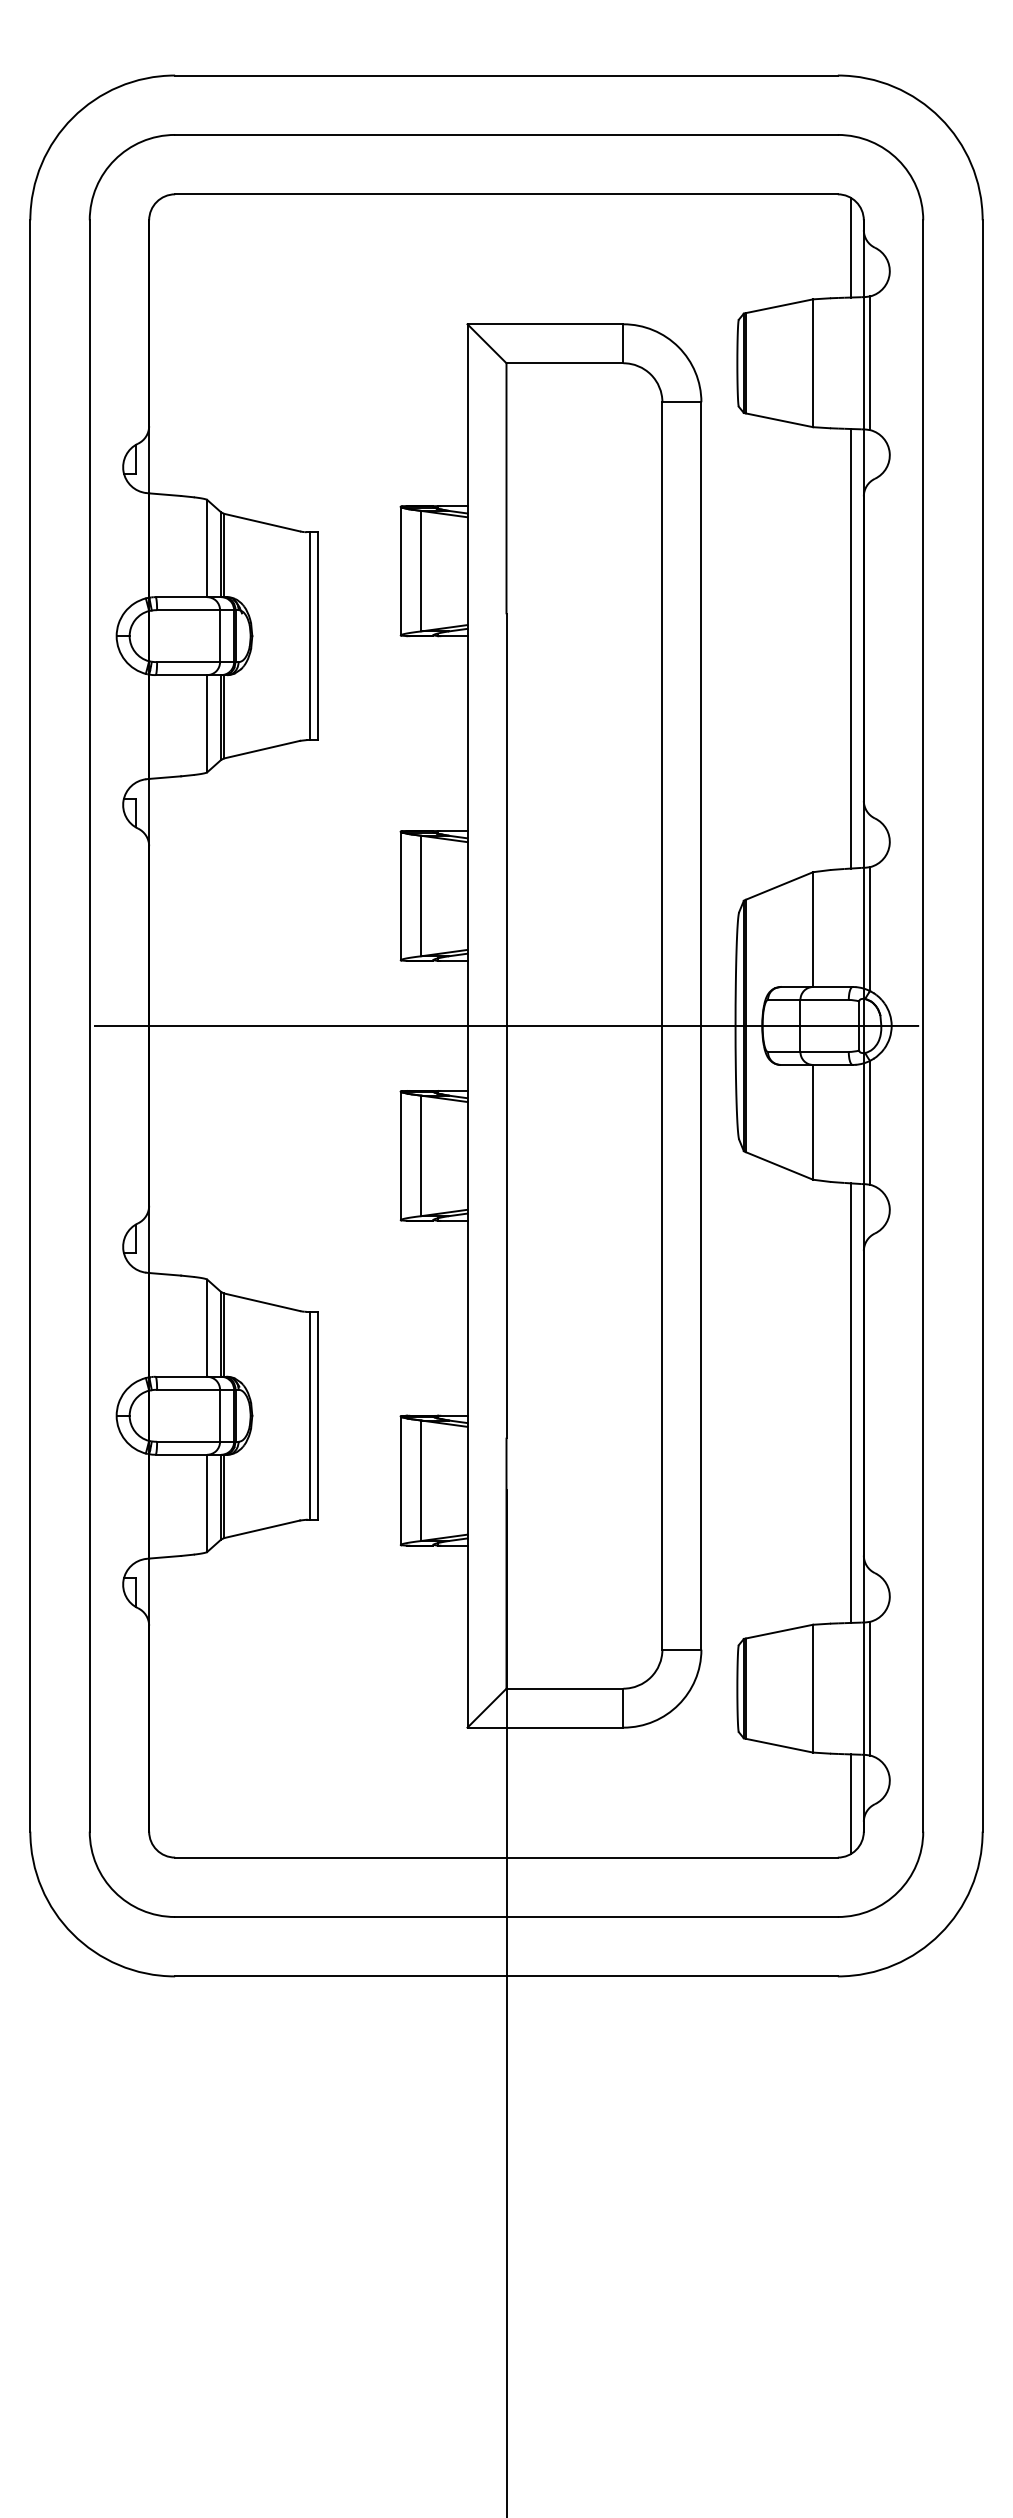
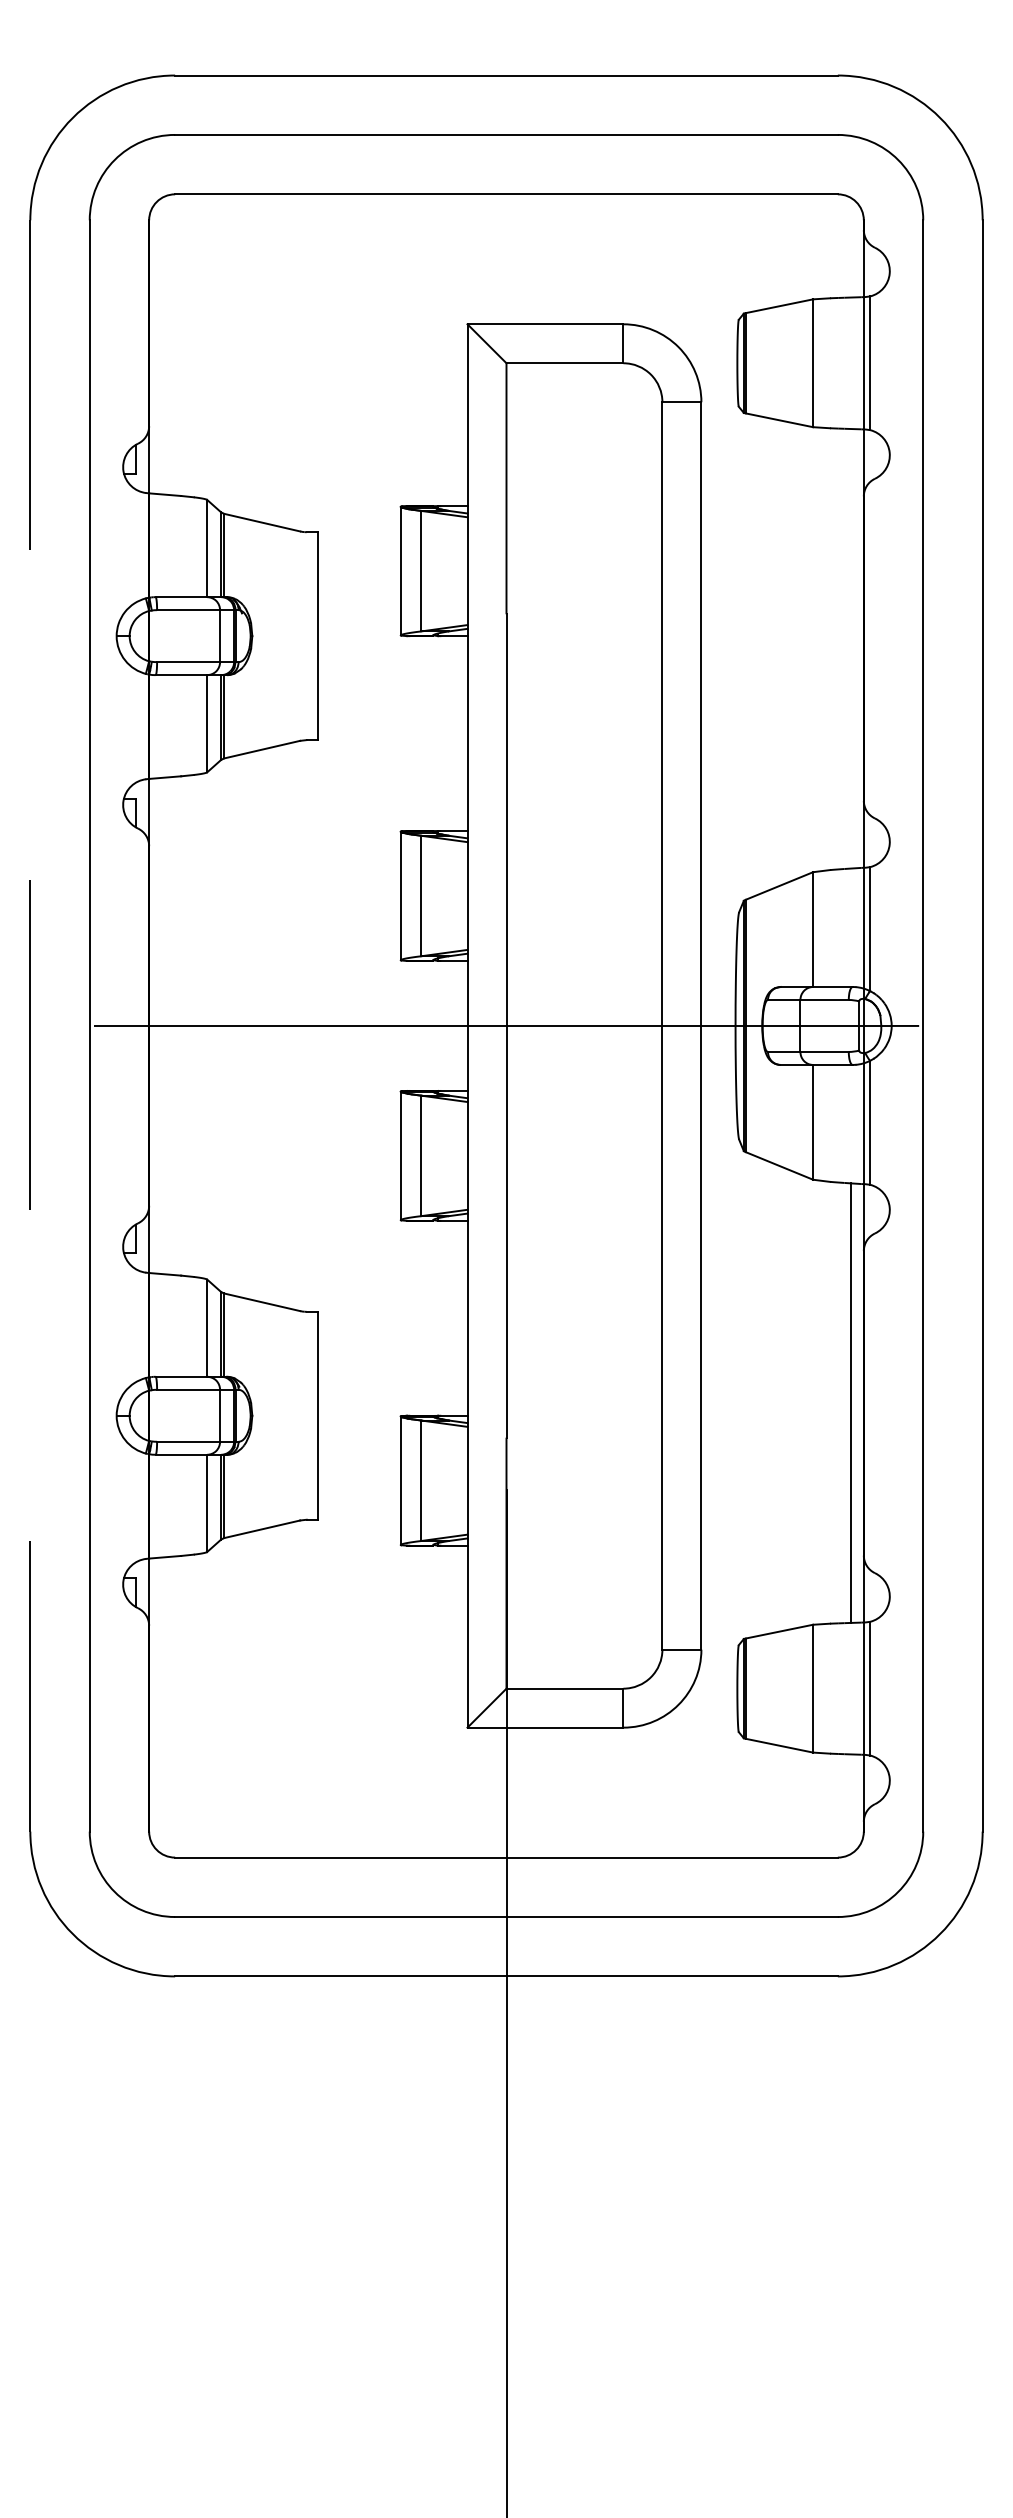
line: present -> none (850, 247)
line: present -> none (309, 636)
line: present -> none (850, 648)
line: solid -> dashed (30, 1025)
line: present -> none (309, 1415)
line: present -> none (850, 1803)
